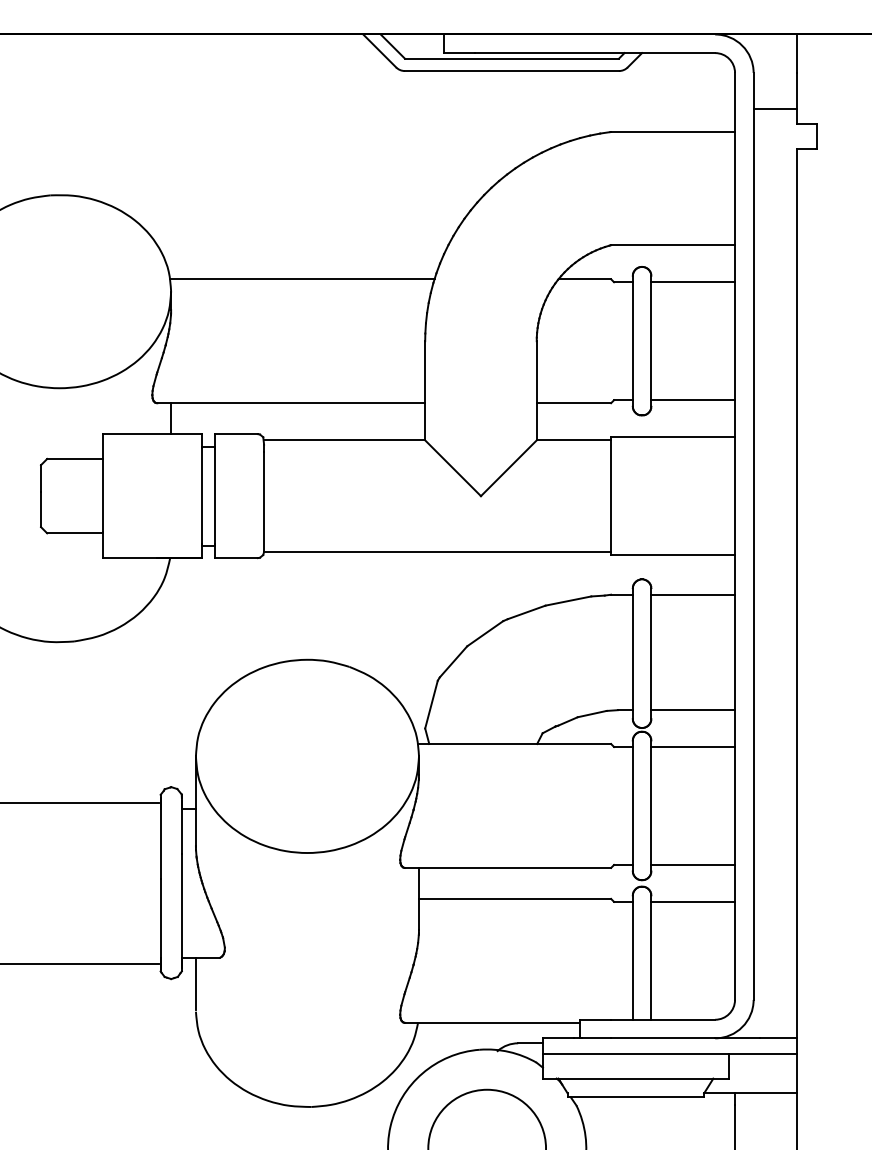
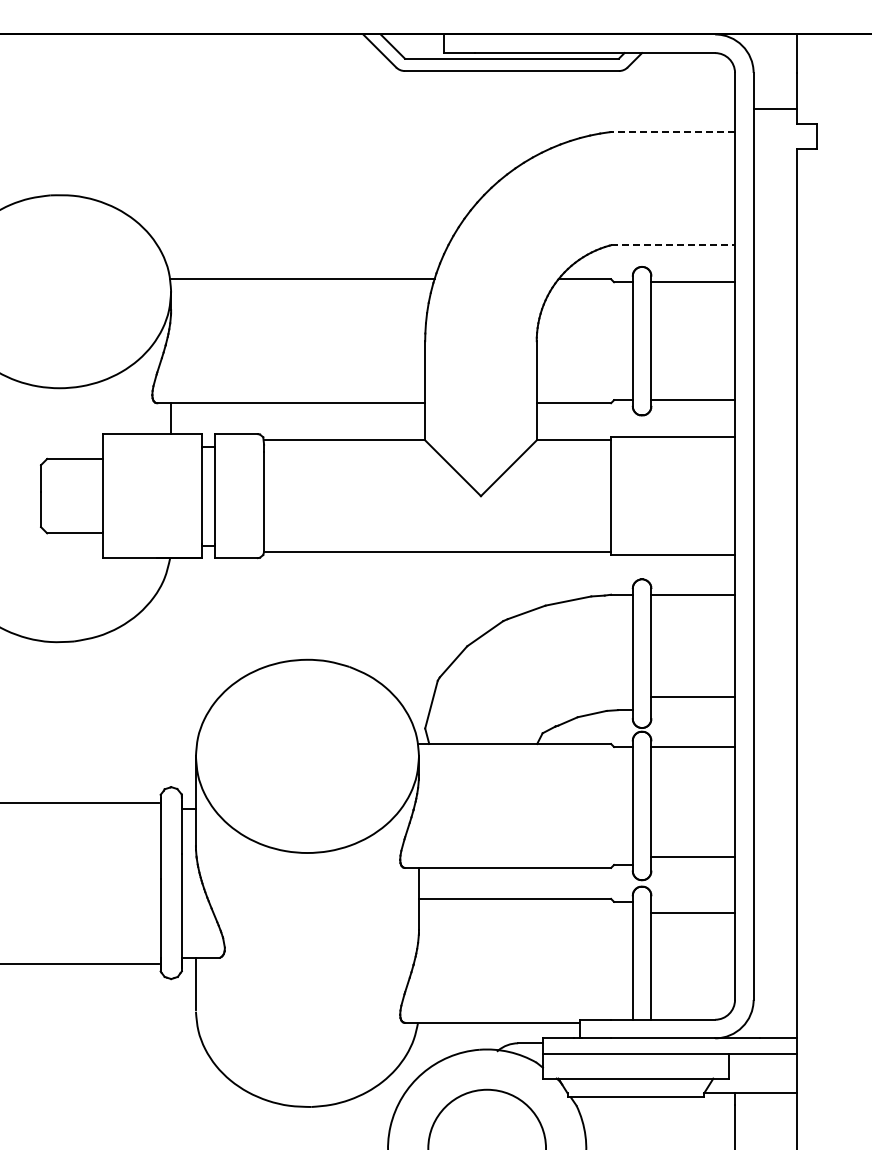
line: solid -> dashed (673, 132)
line: solid -> dashed (673, 245)
line position: (693, 710) -> (693, 697) (693, 697)
line position: (693, 864) -> (693, 856) (693, 856)
line position: (693, 901) -> (693, 912) (693, 912)
